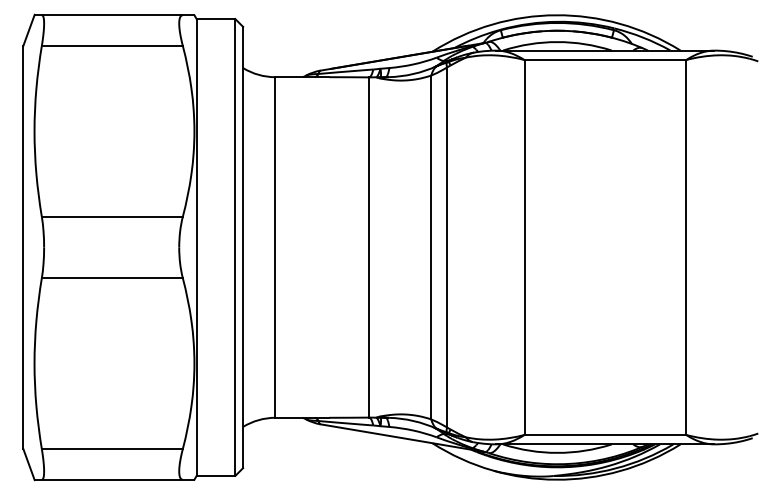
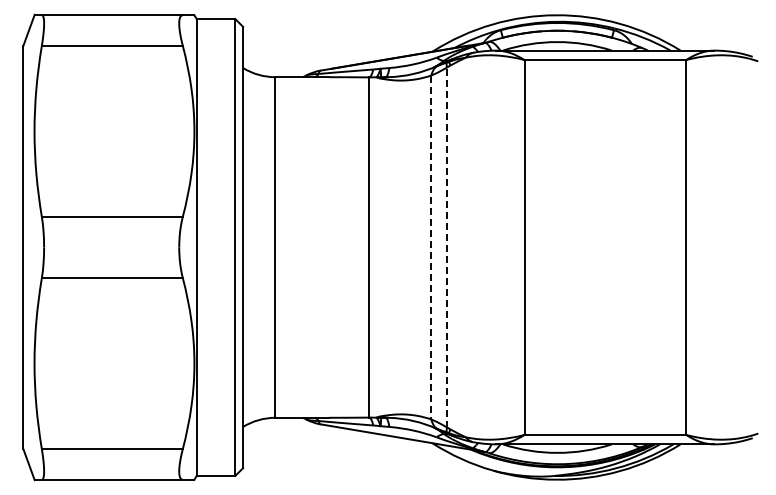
line: solid -> dashed (431, 247)
line: solid -> dashed (447, 247)
